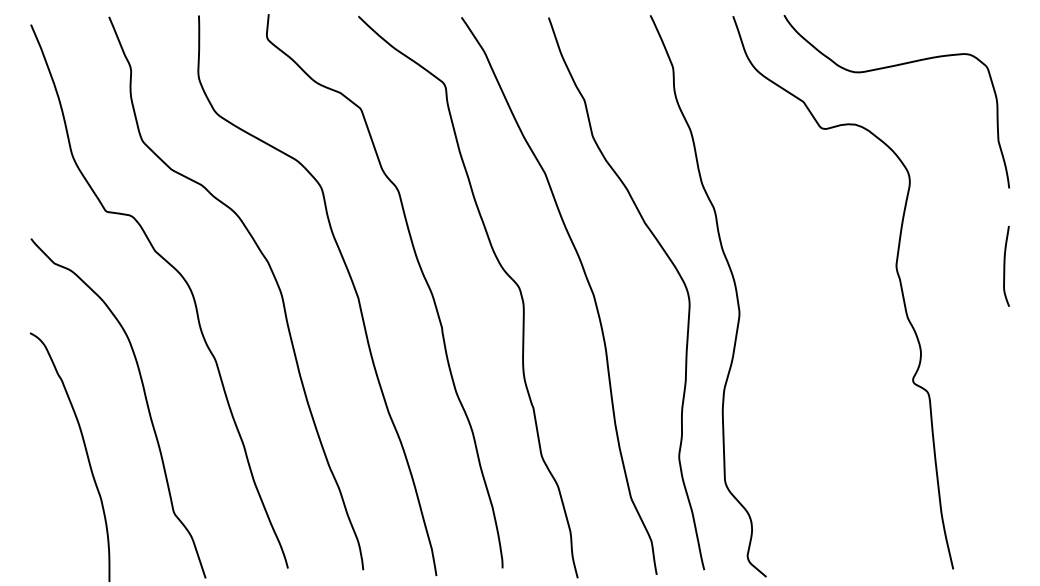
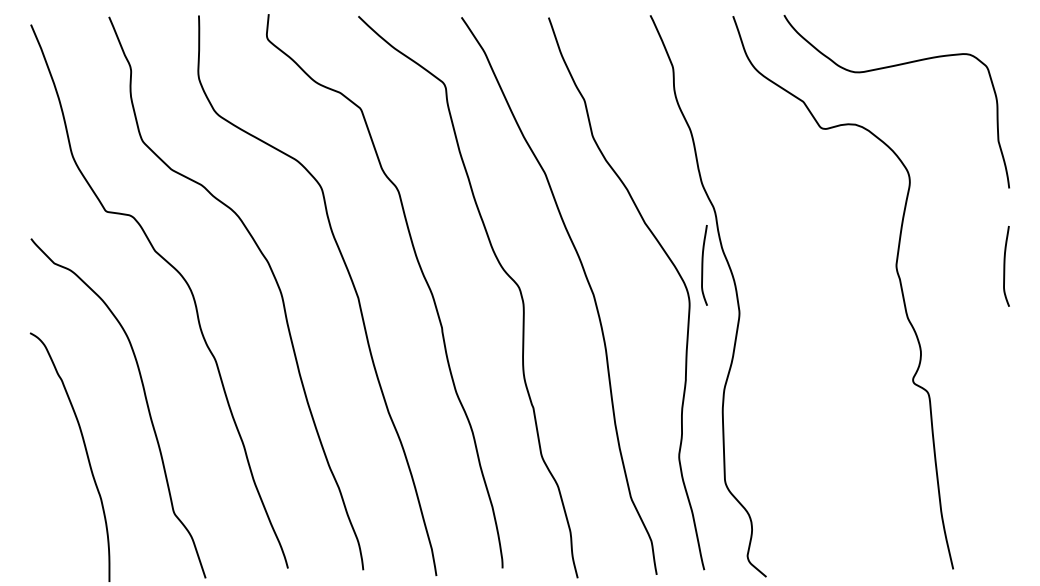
curve: none -> present (703, 265)
